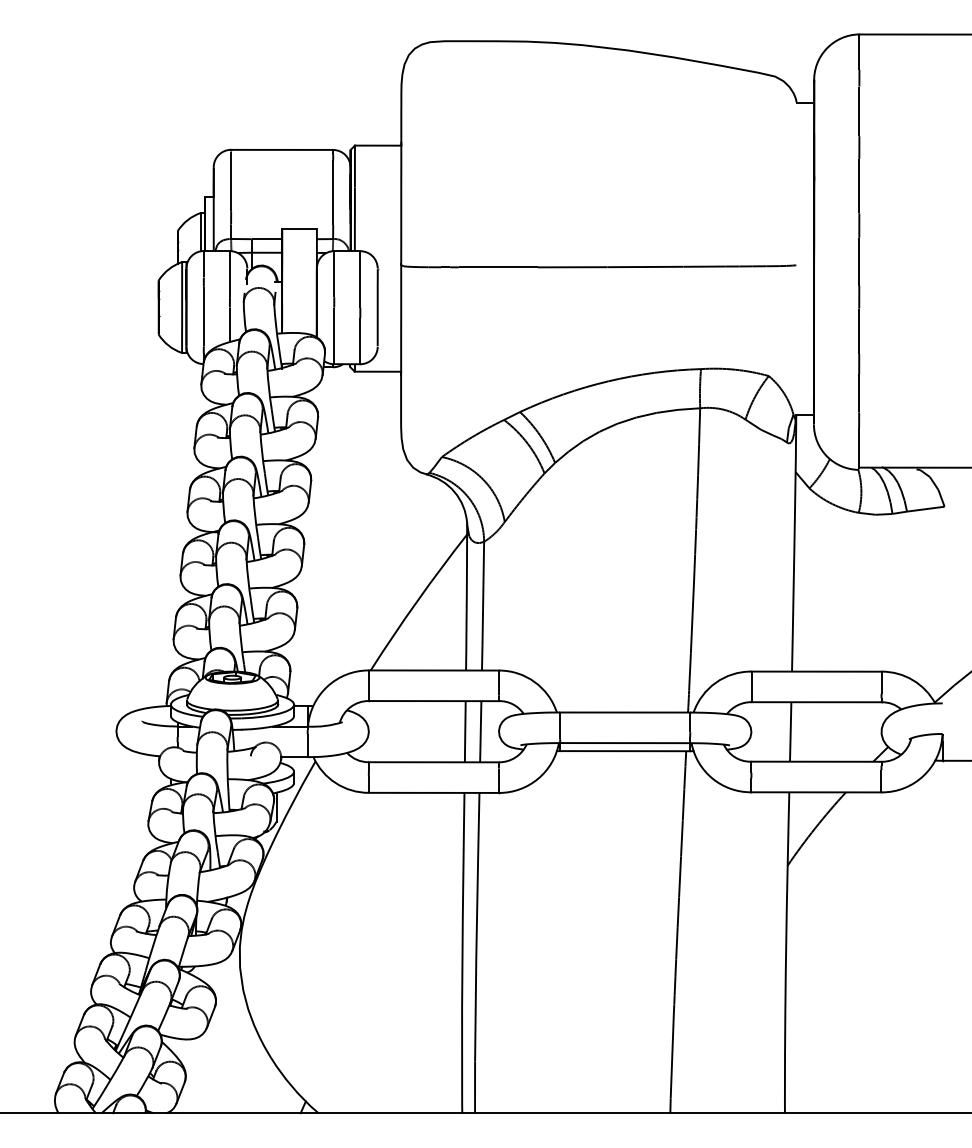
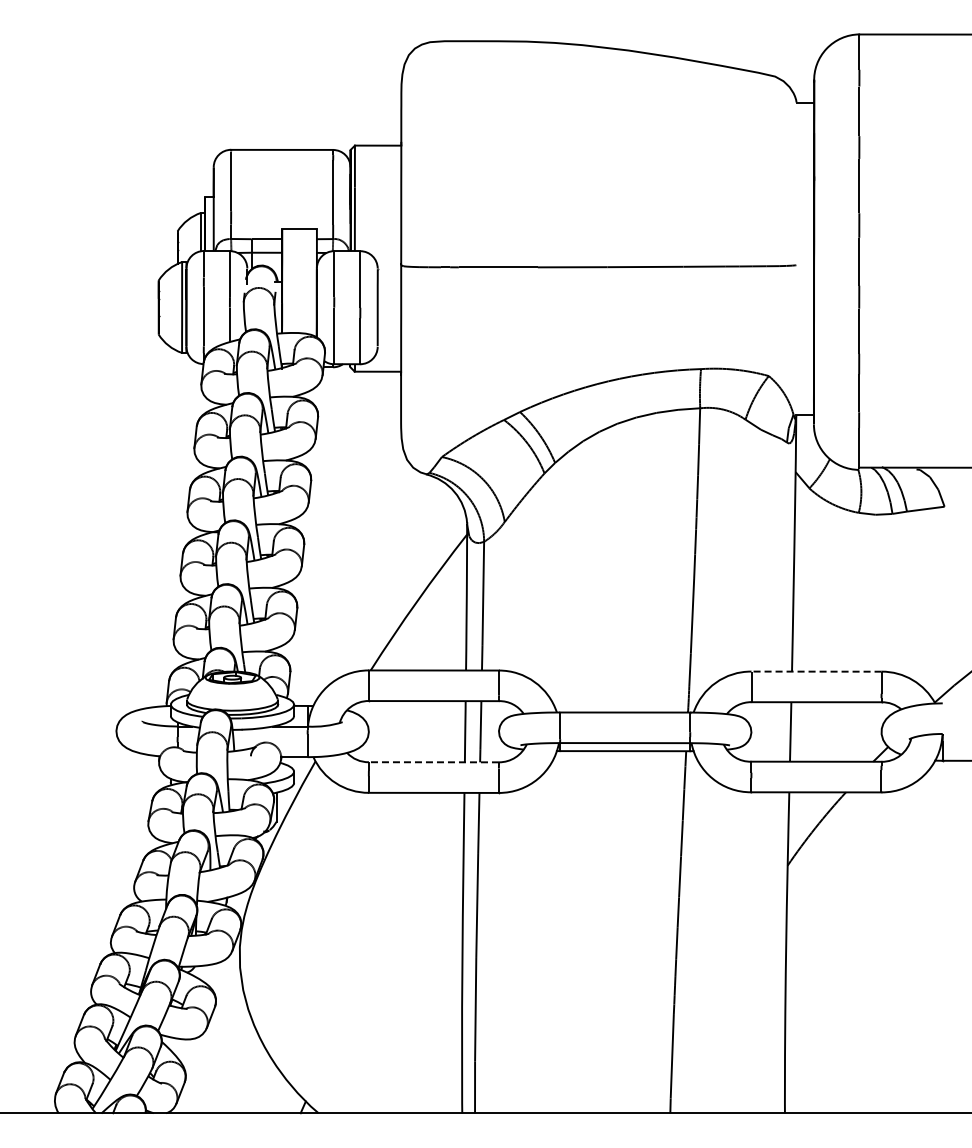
line: solid -> dashed (816, 671)
line: solid -> dashed (433, 762)
